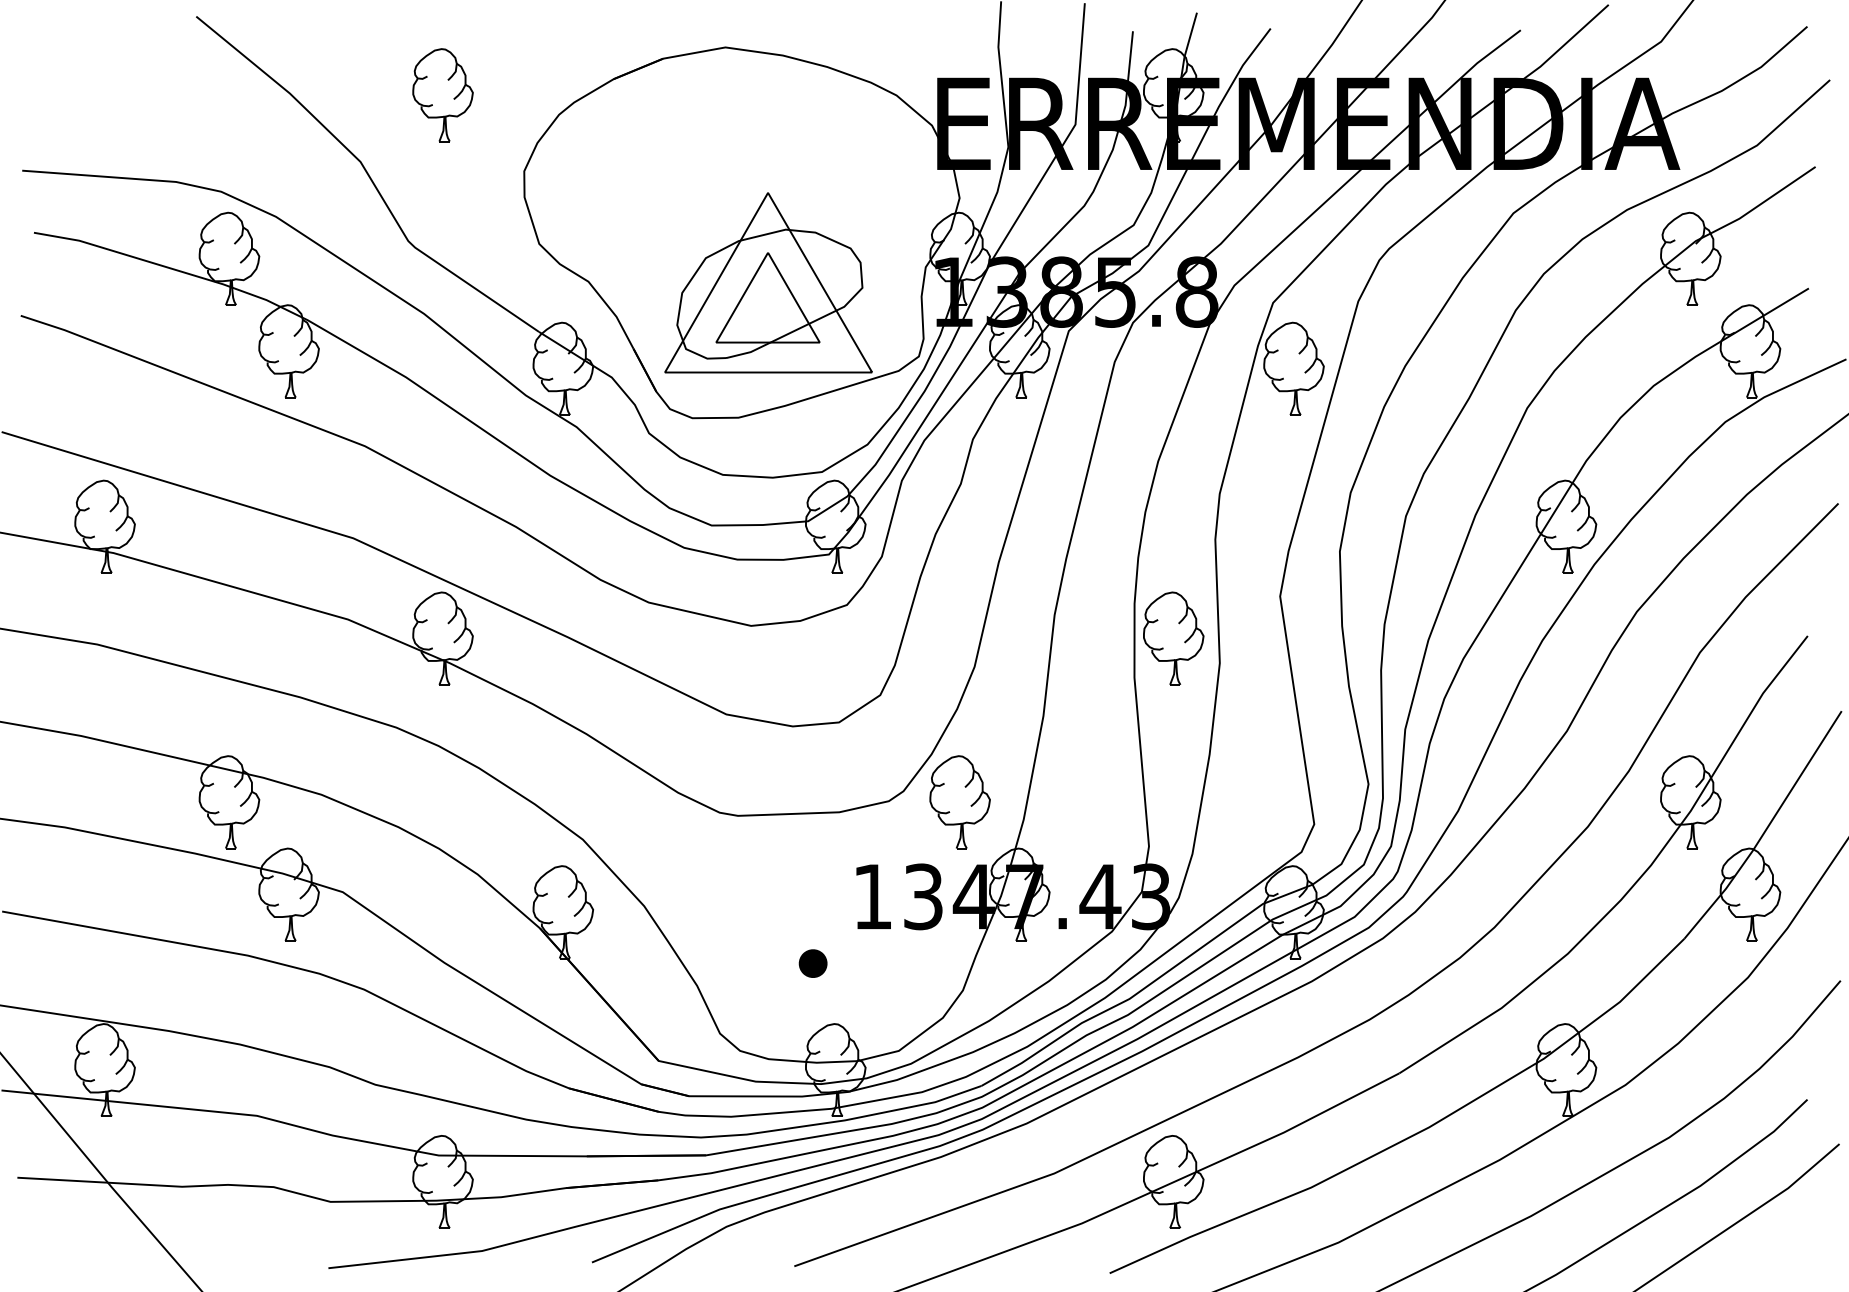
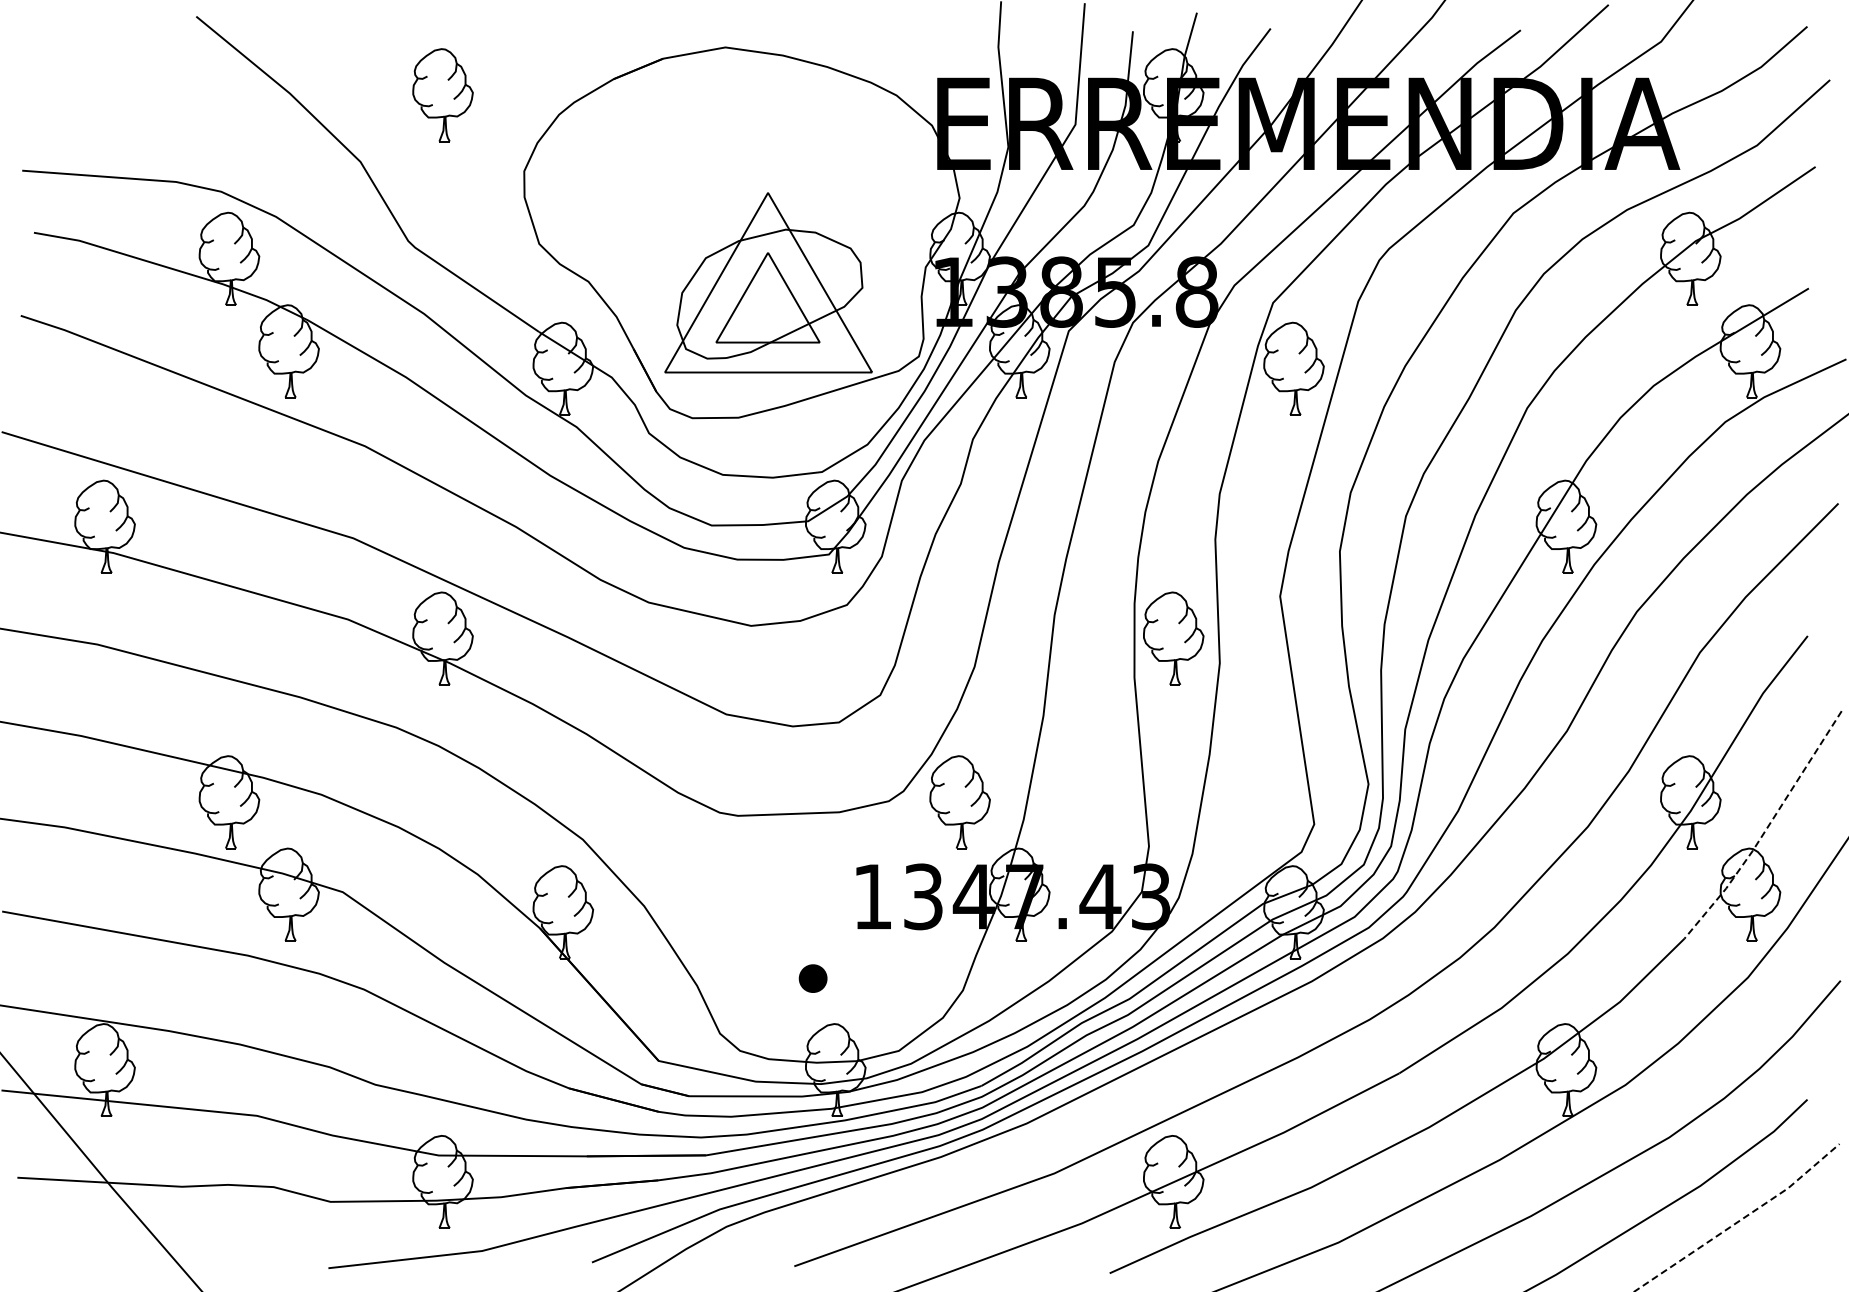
line: solid -> dashed (1766, 829)
part position: (812, 963) -> (812, 978) (812, 978)
line: solid -> dashed (1740, 1220)
